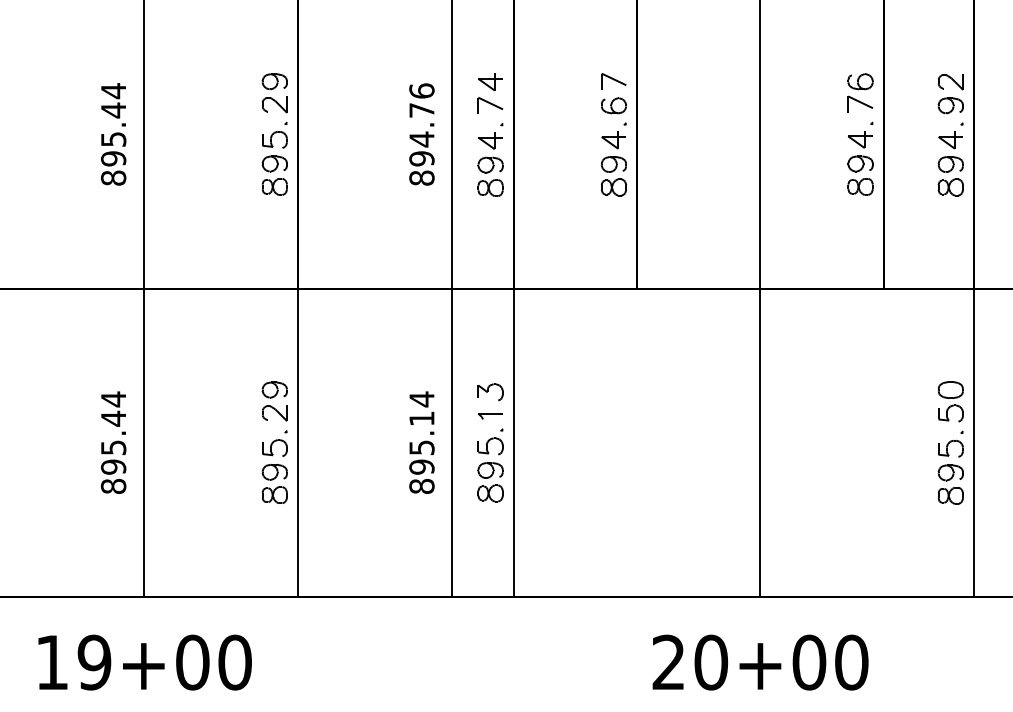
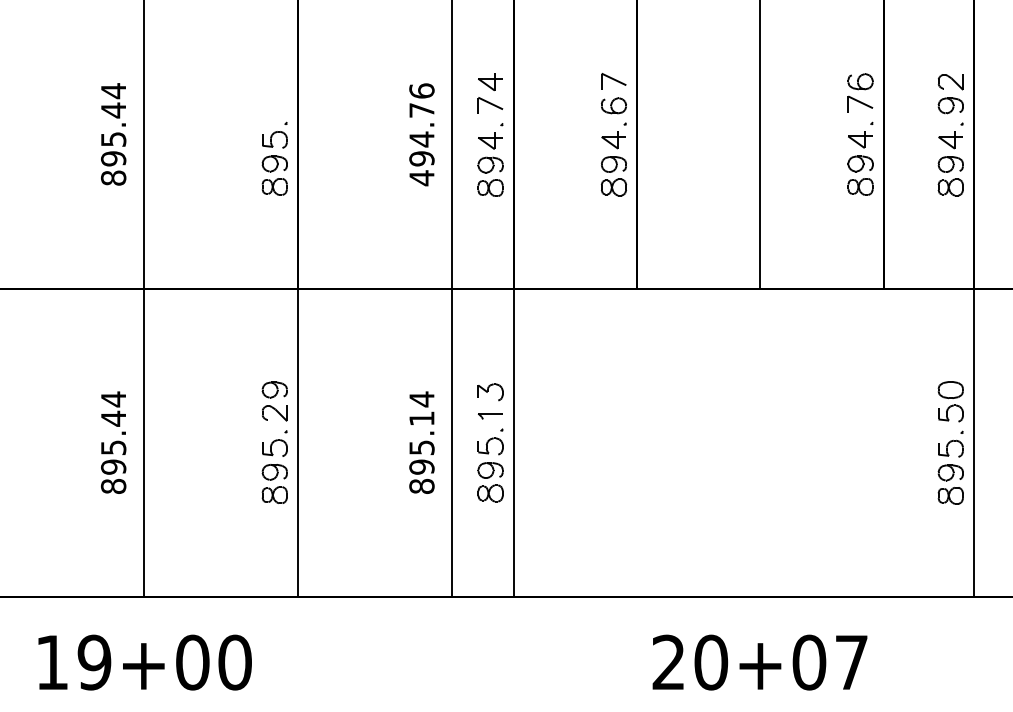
part: present -> none (274, 93)
text: 894.76 -> 494.76 (421, 178)
line: present -> none (760, 442)
text: 20+00 -> 20+07 (851, 662)
